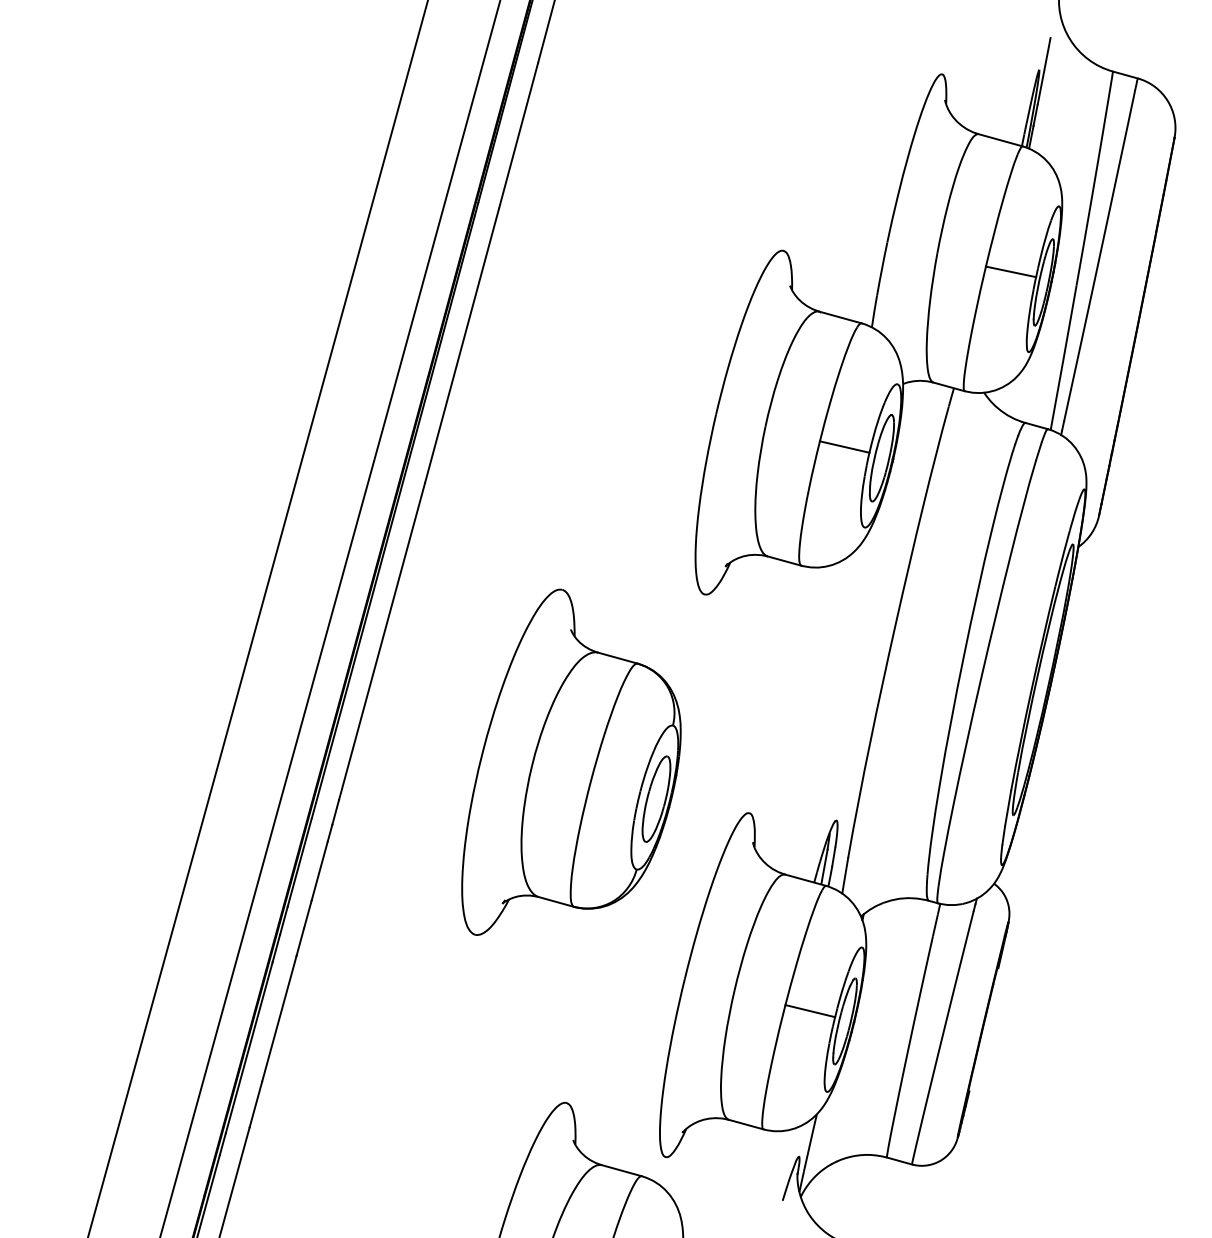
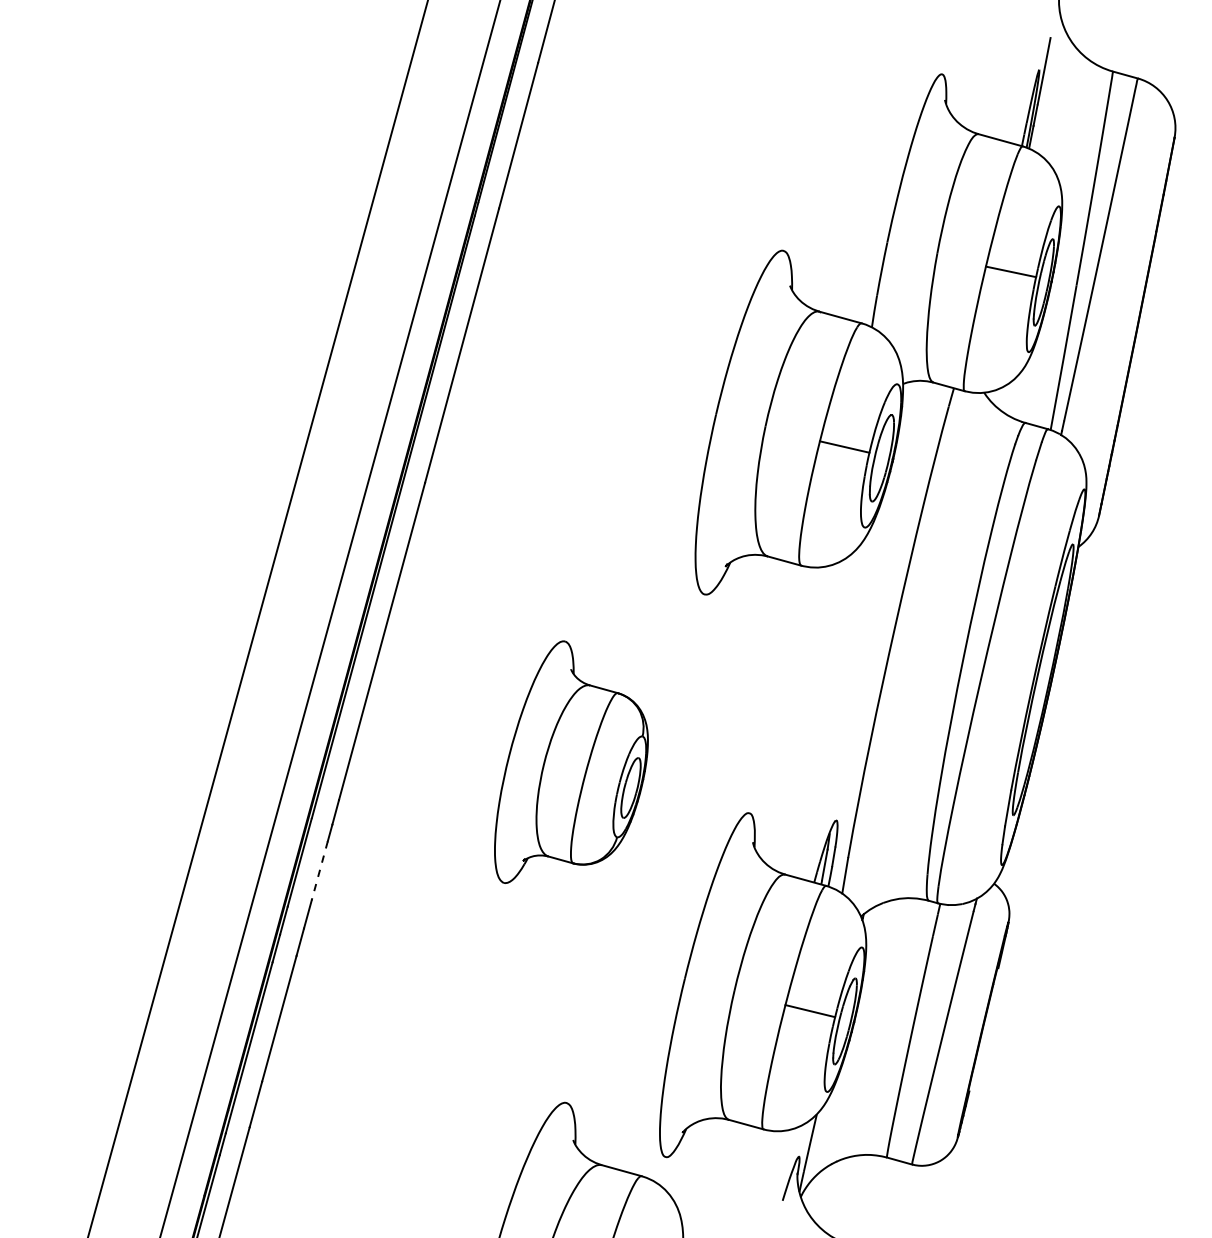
part size: 221x348 px -> 155x244 px (571, 761)
line: solid -> dashed (319, 870)
